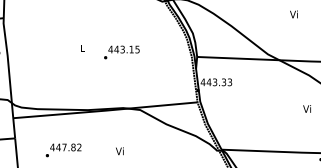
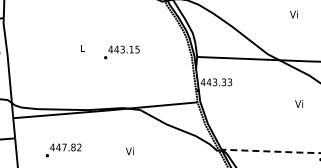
text position: (306, 108) -> (298, 103) (298, 103)
text position: (119, 151) -> (129, 151) (129, 151)
line: solid -> dashed (271, 151)
